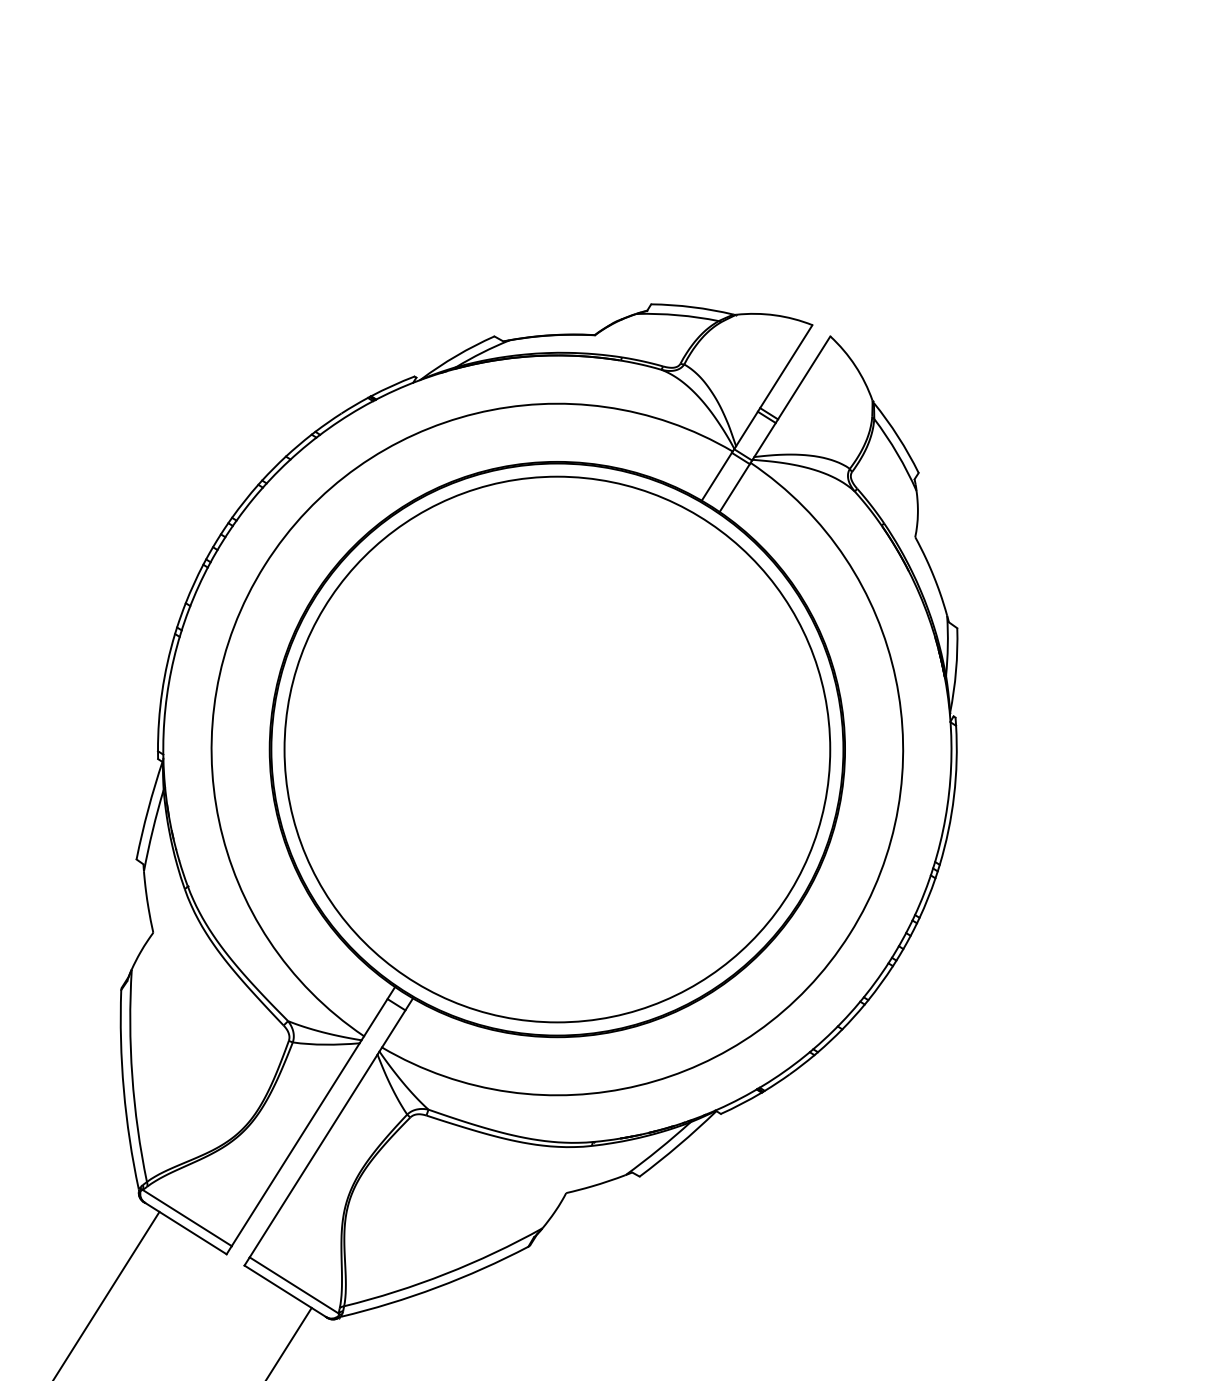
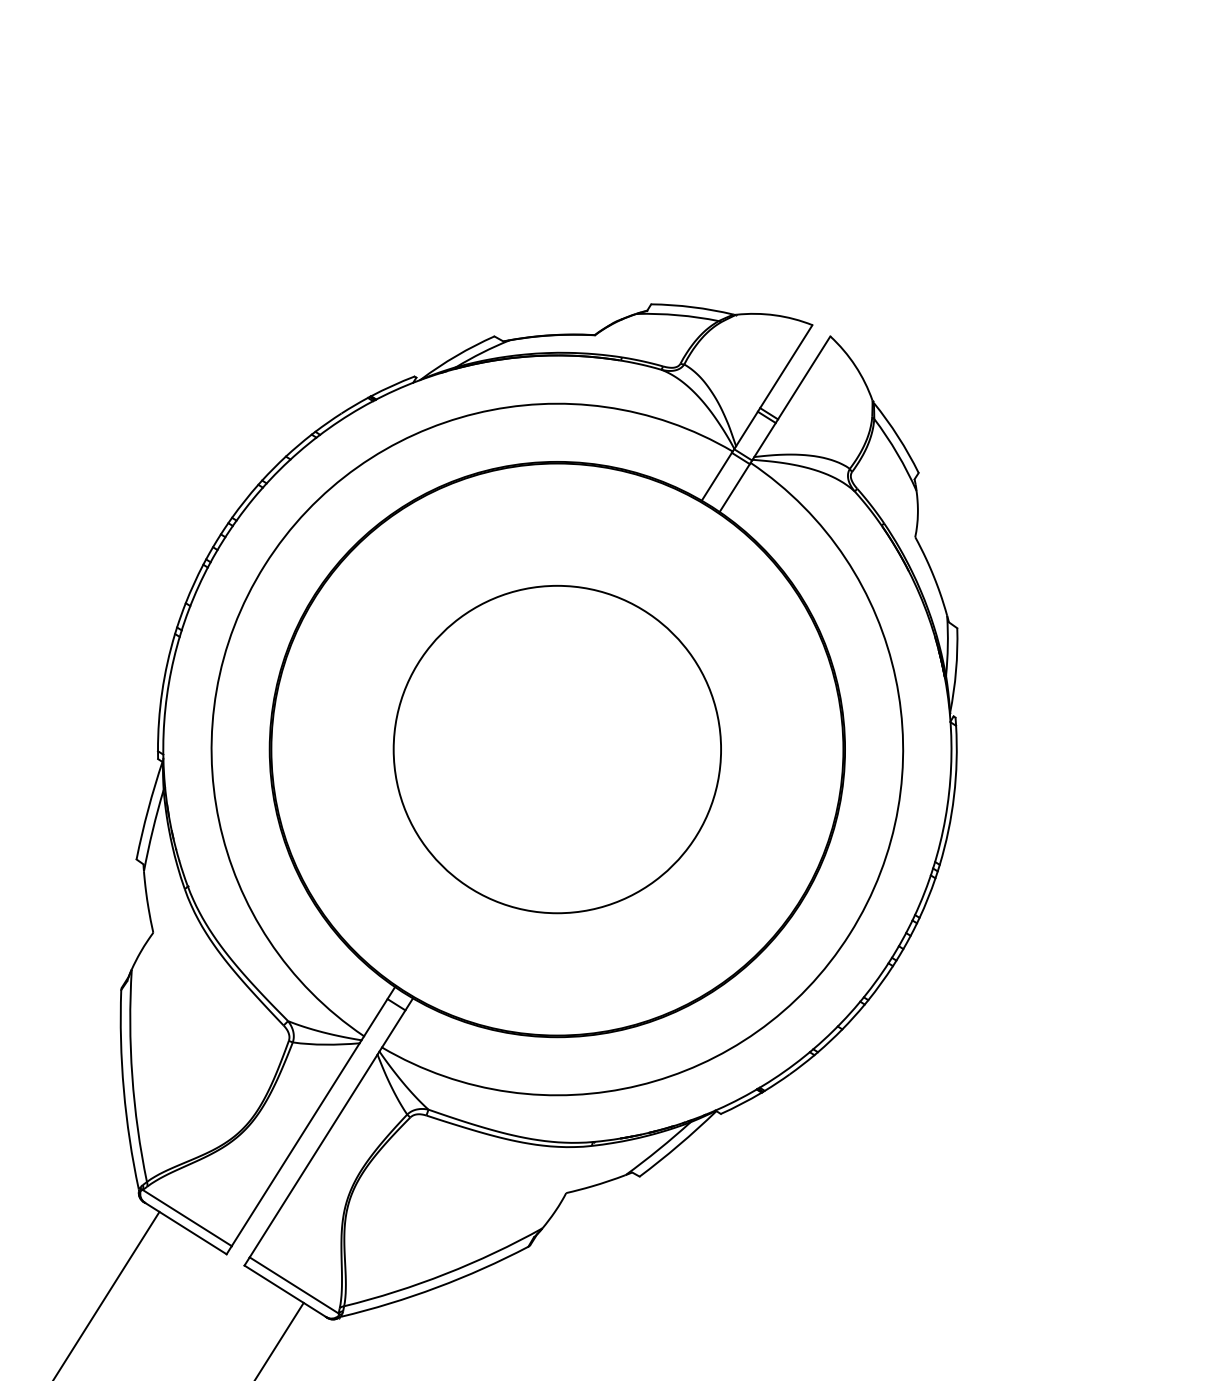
circle diameter: 546 px -> 327 px (557, 749)
line position: (289, 1342) -> (279, 1339) (279, 1339)
